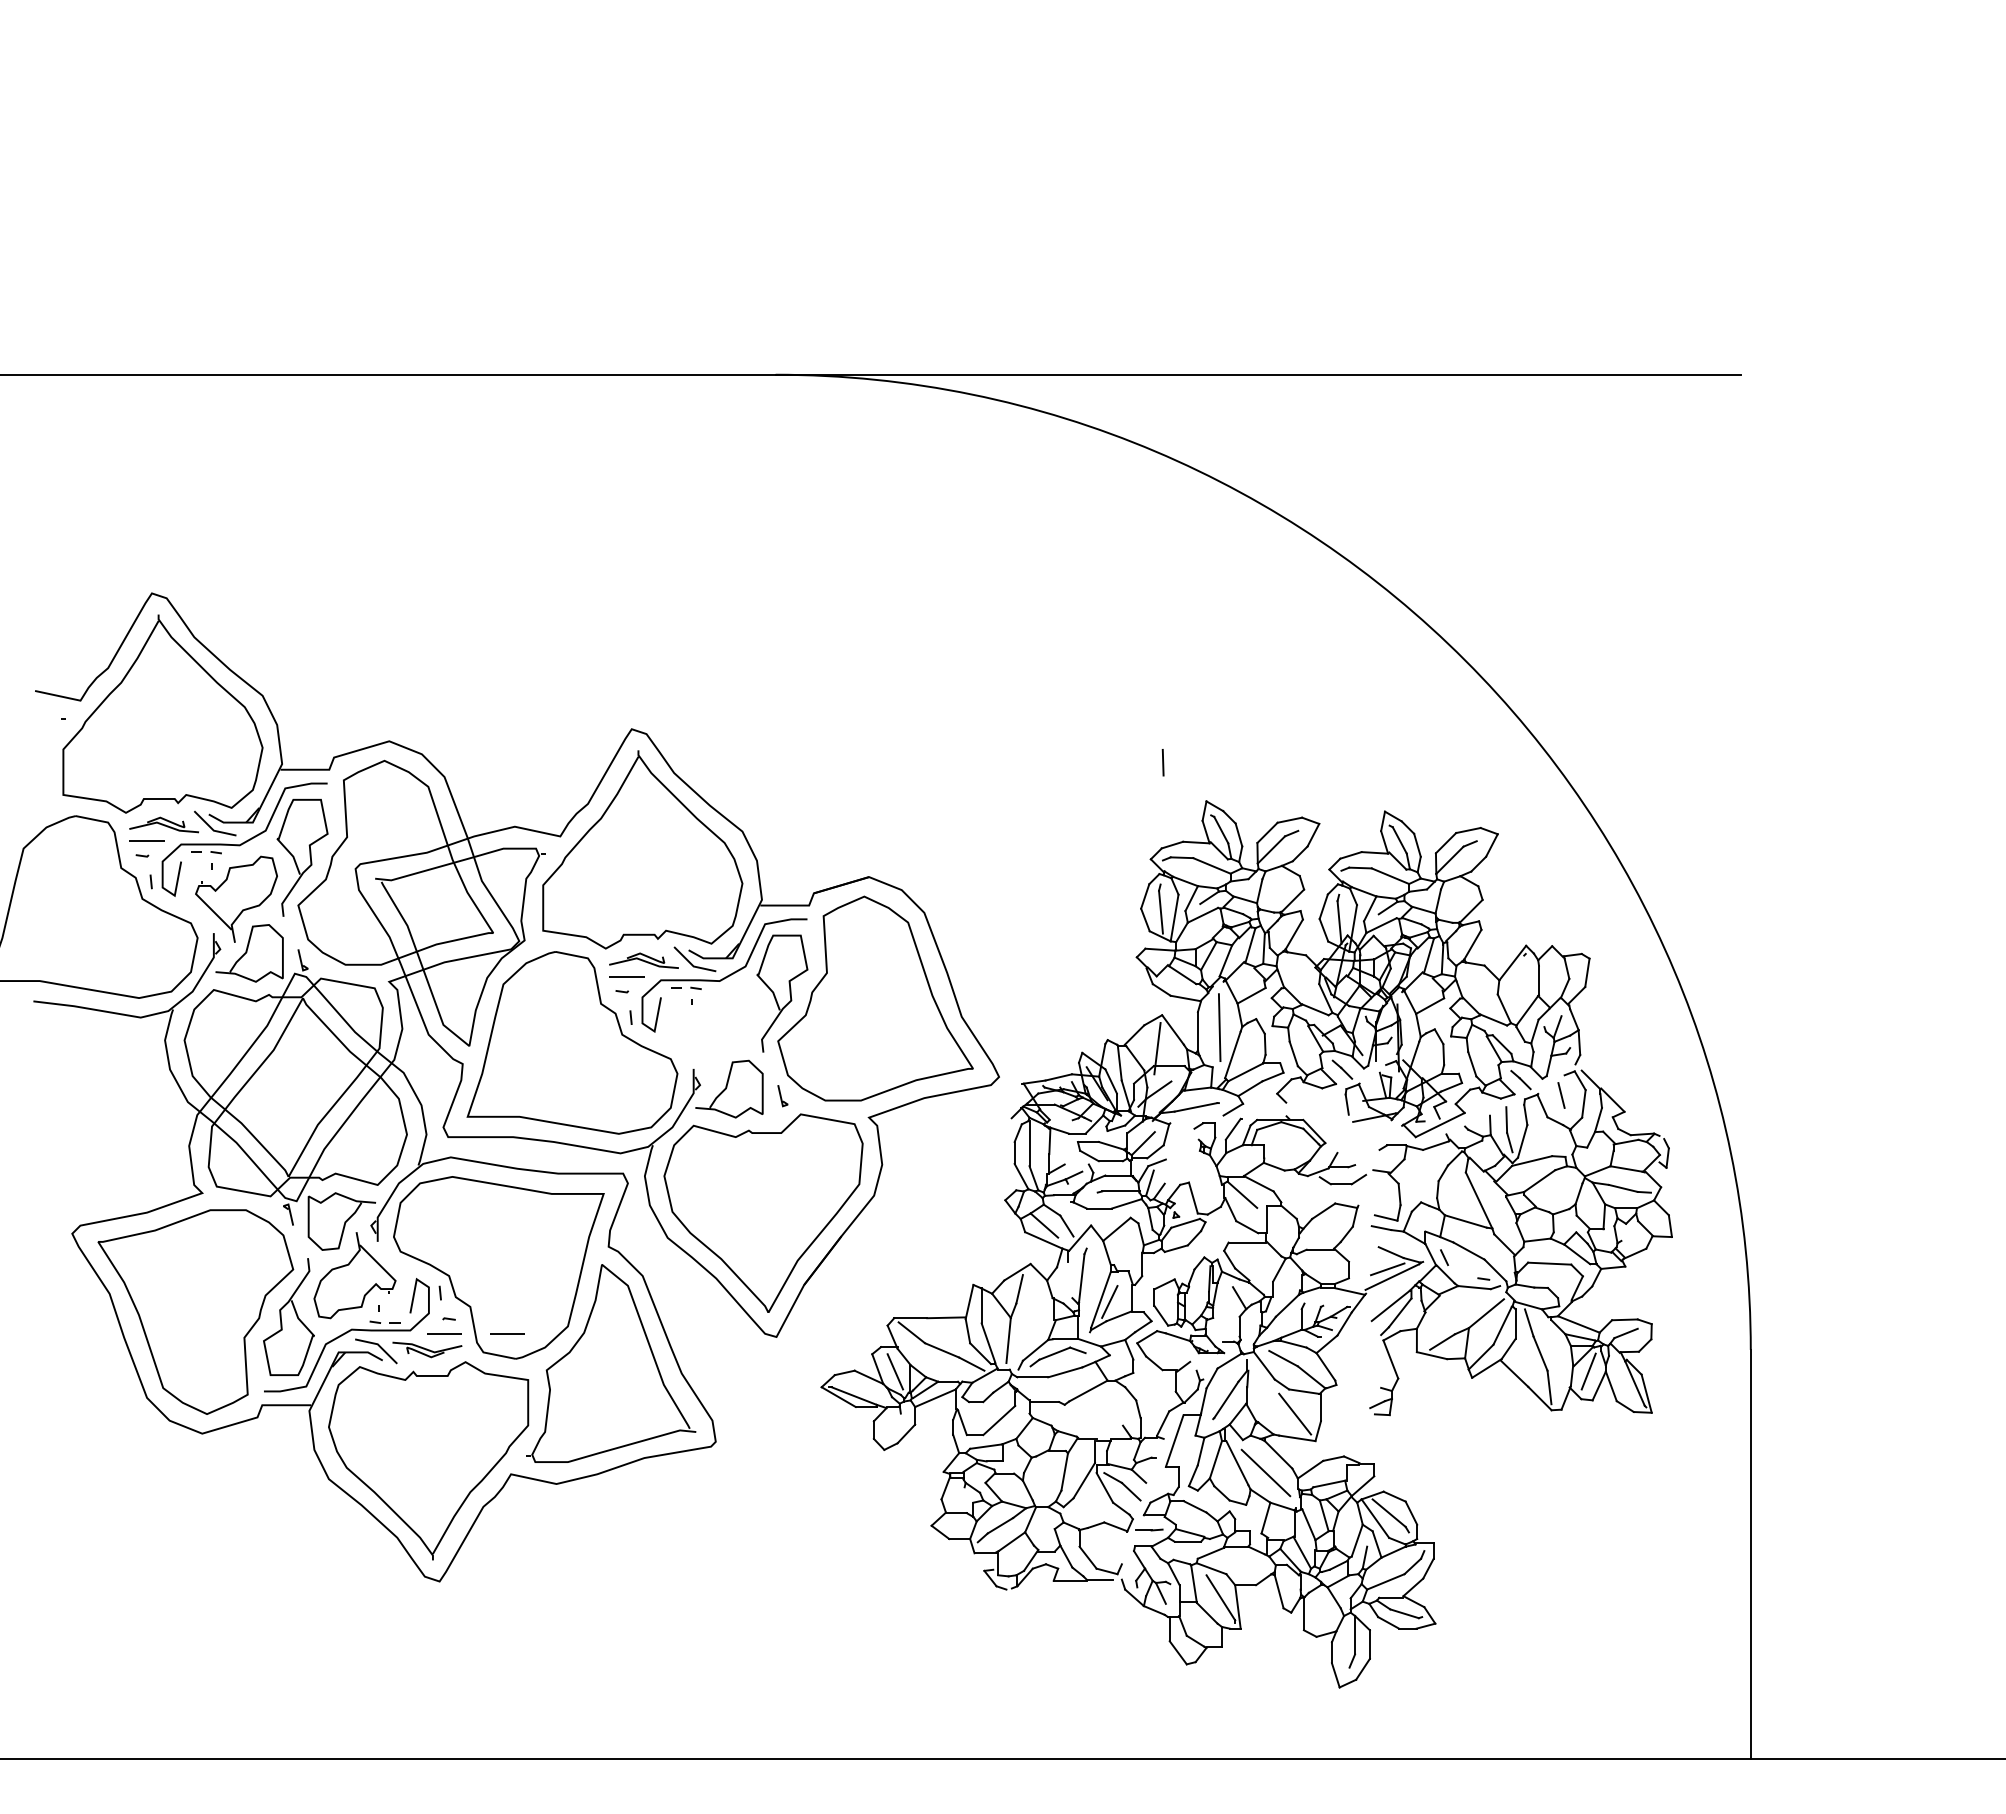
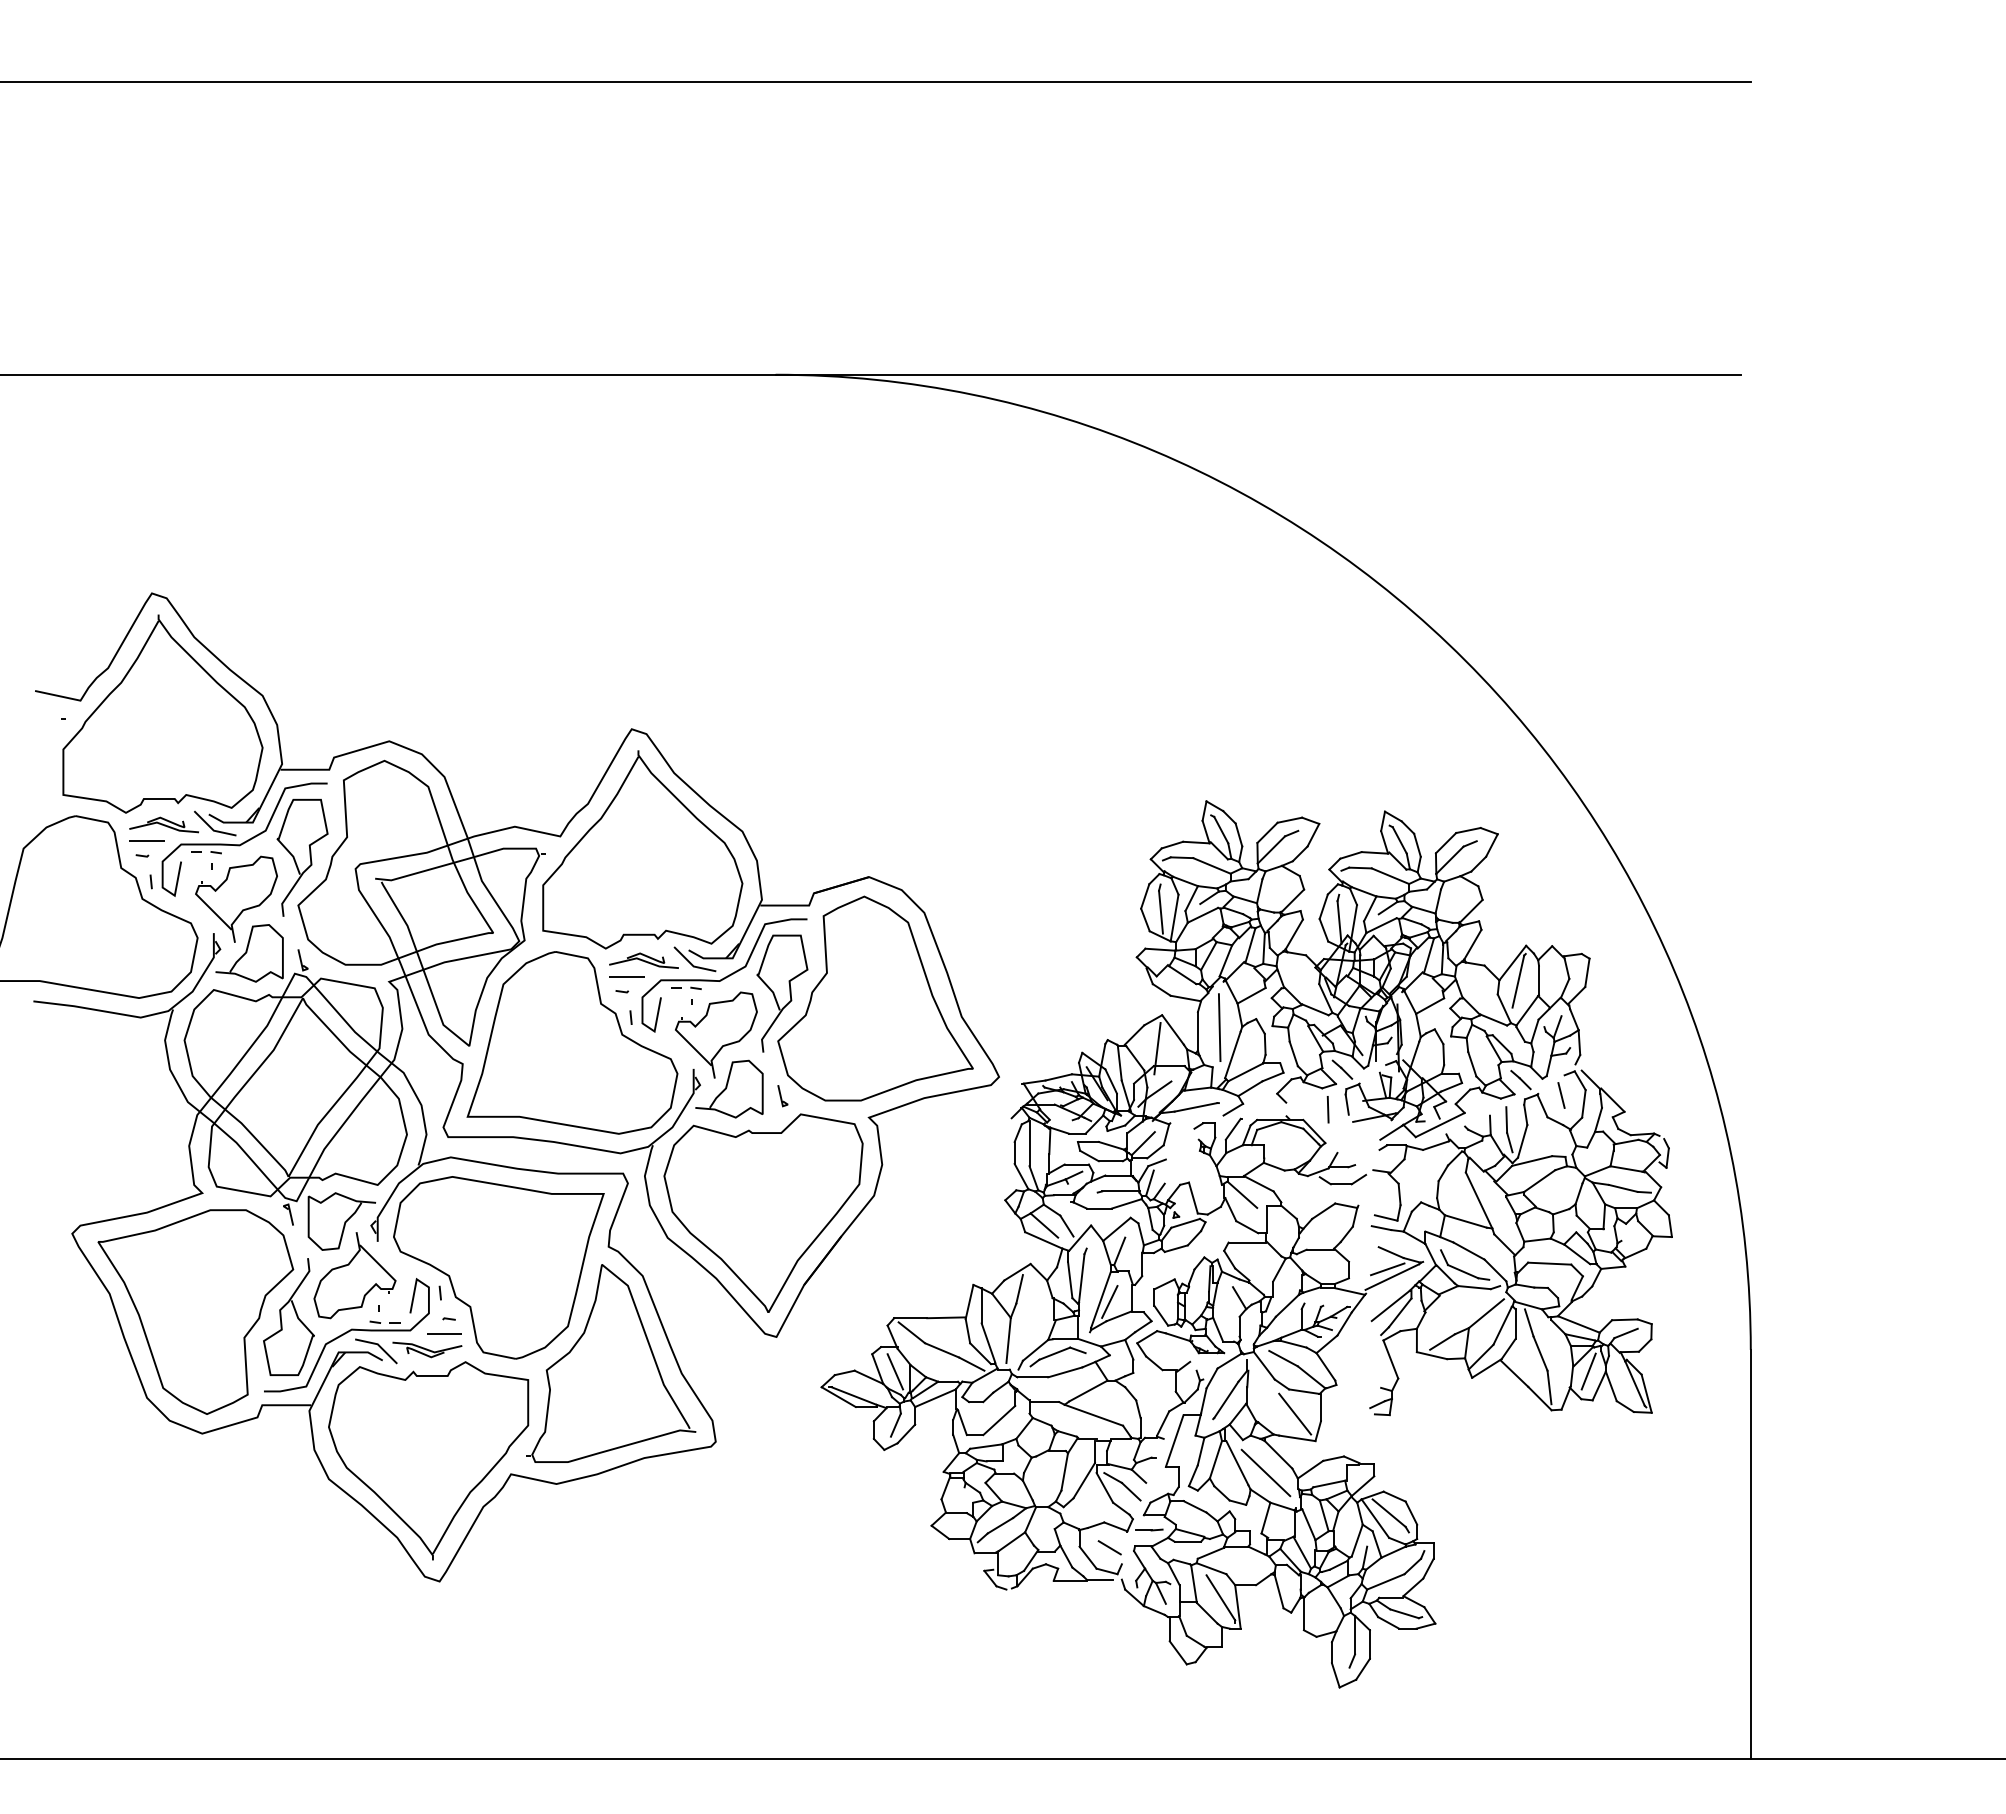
line: none -> present (876, 82)
line position: (1162, 762) -> (1327, 1109) (1327, 1109)
line: none -> present (1518, 981)
part: none -> present (716, 1034)
line: none -> present (1391, 1132)
line: none -> present (1076, 1164)
line: none -> present (1119, 1251)
line: none -> present (1463, 1271)
line: none -> present (1070, 1279)
line: none -> present (1218, 1329)
line: present -> none (507, 1333)
line: none -> present (1093, 1414)
line: none -> present (895, 1424)
line: none -> present (1109, 1547)
